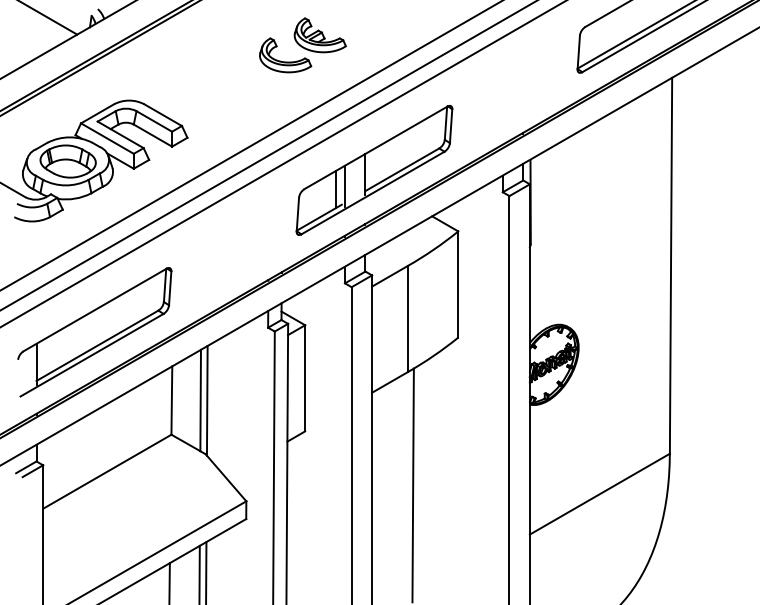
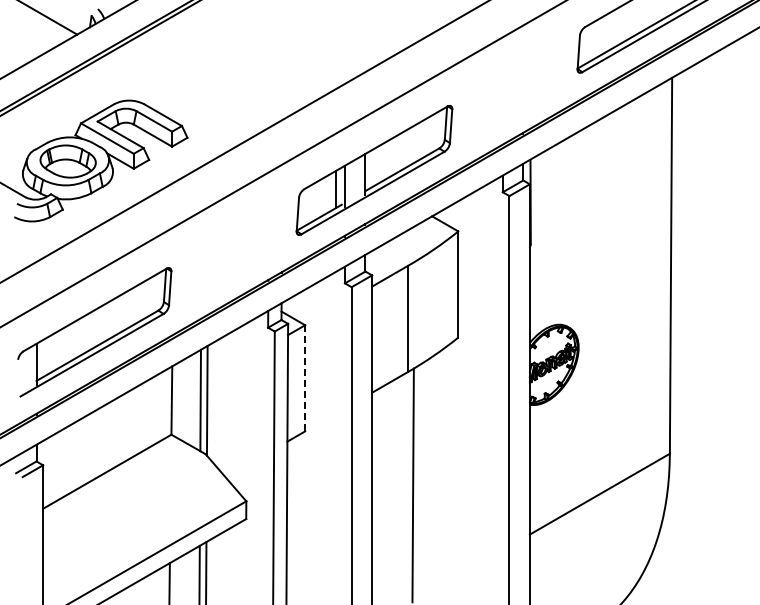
part: present -> none (302, 45)
line position: (250, 145) -> (244, 141) (244, 141)
line: present -> none (268, 155)
line: solid -> dashed (305, 378)
